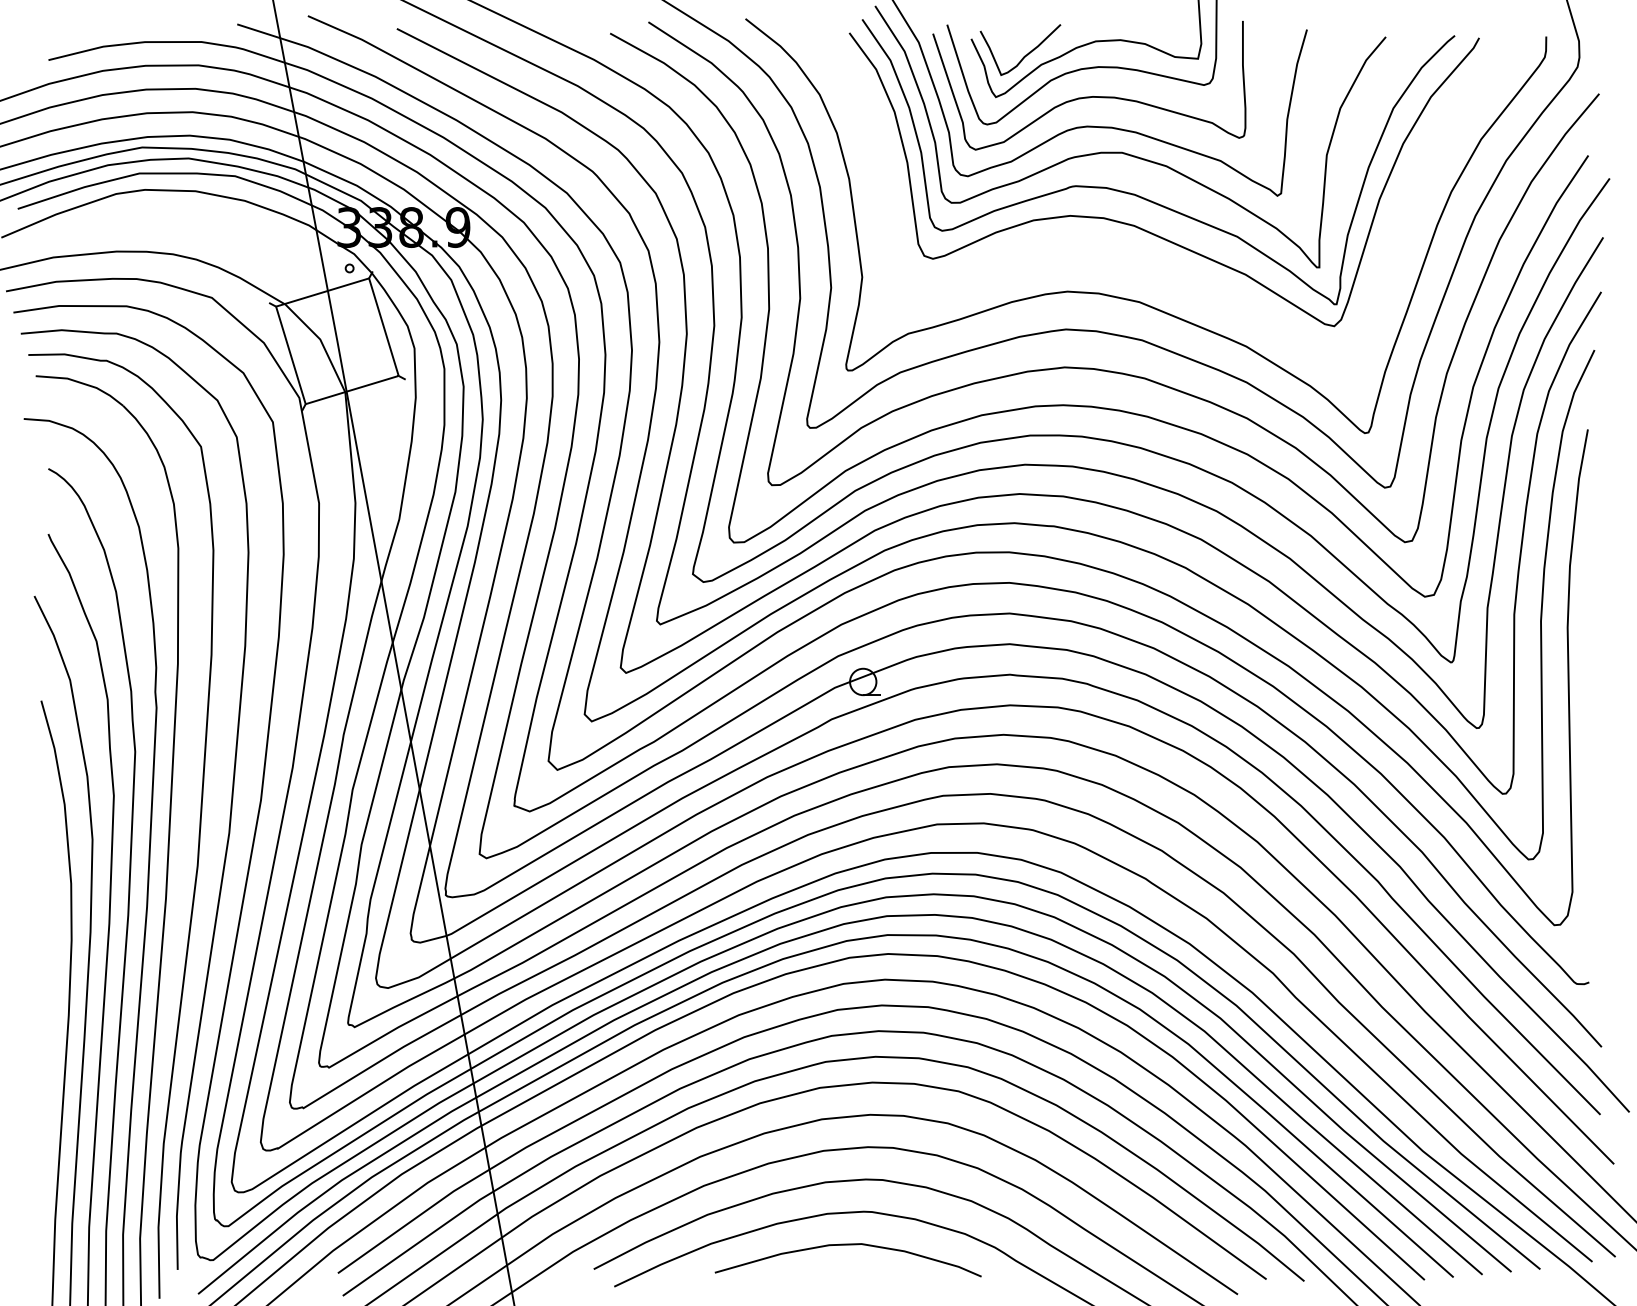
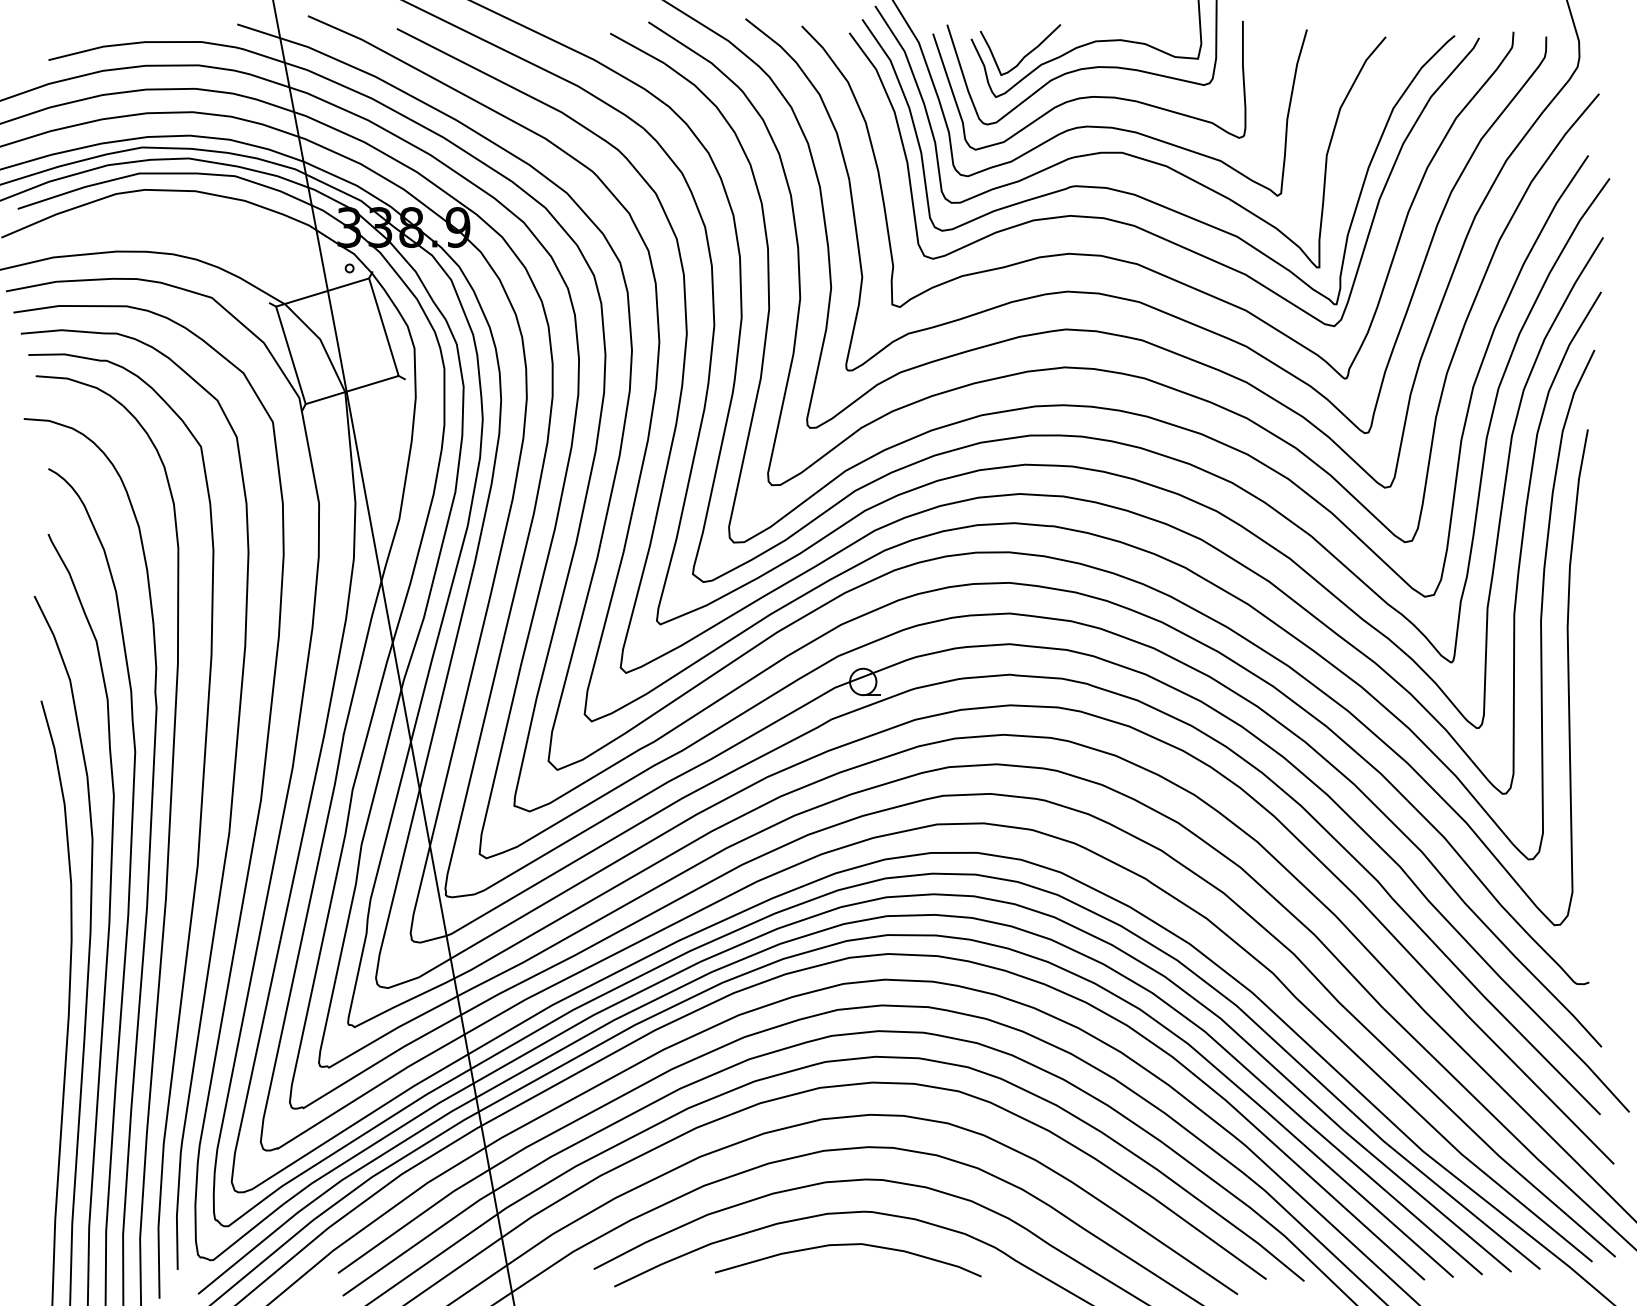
curve: none -> present (1138, 263)
